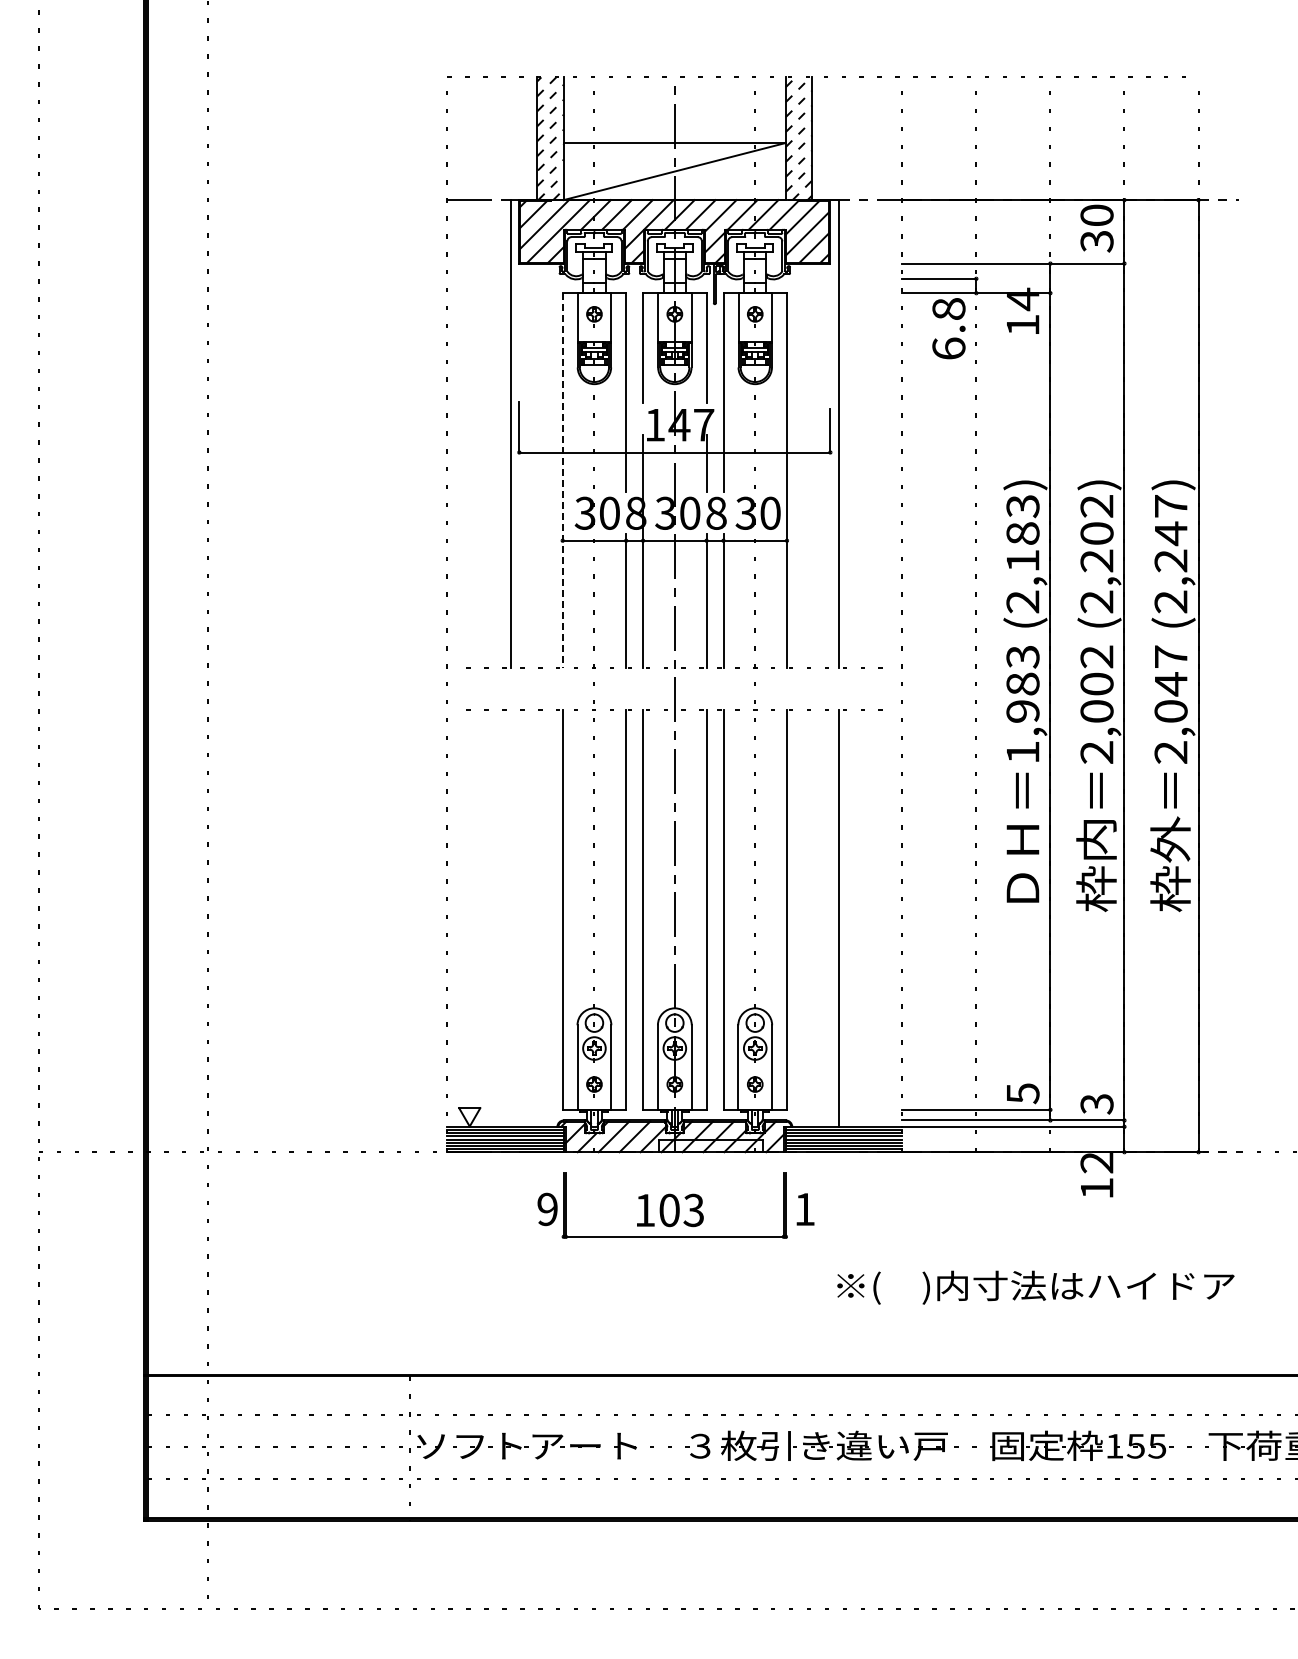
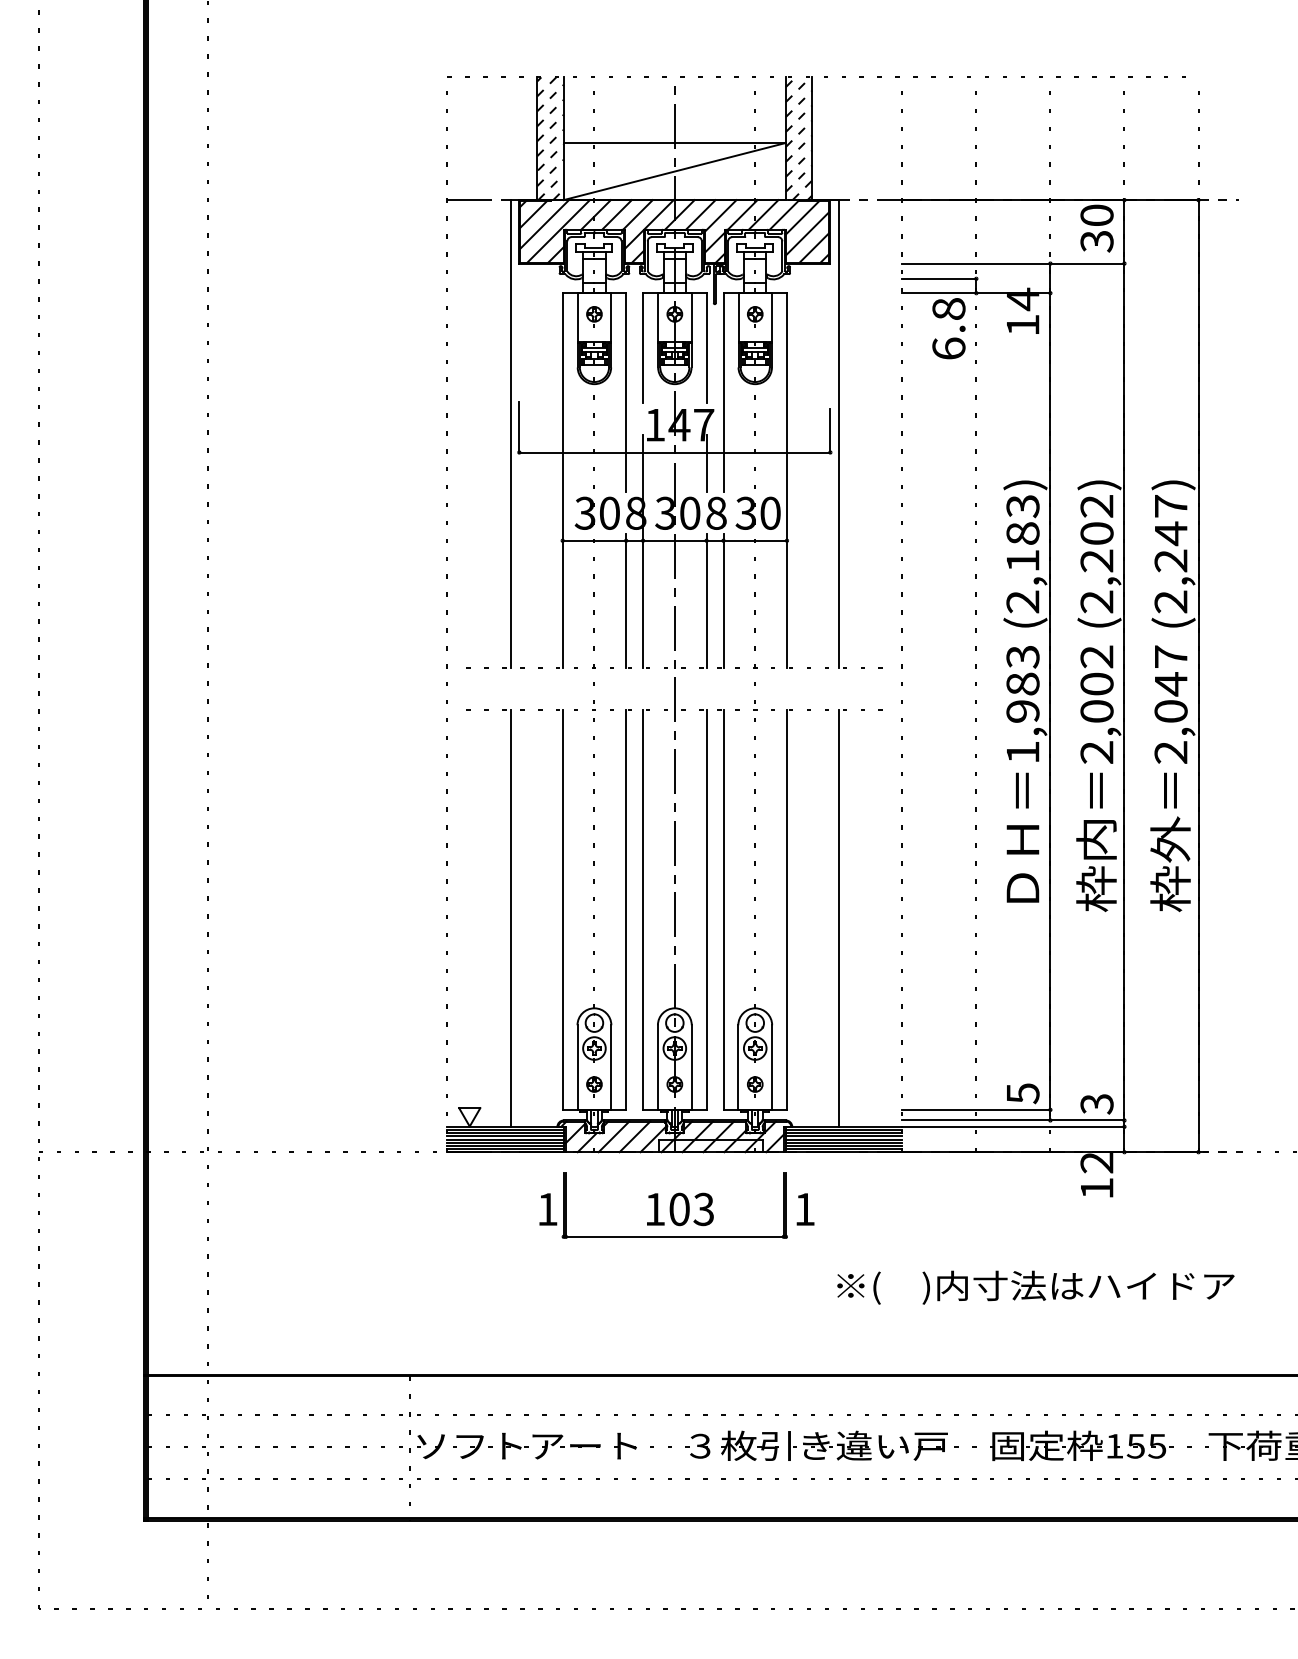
line: dashed -> solid (562, 480)
line: none -> present (510, 918)
text: 9 -> 1 (547, 1209)
text position: (670, 1210) -> (680, 1209) (680, 1209)
